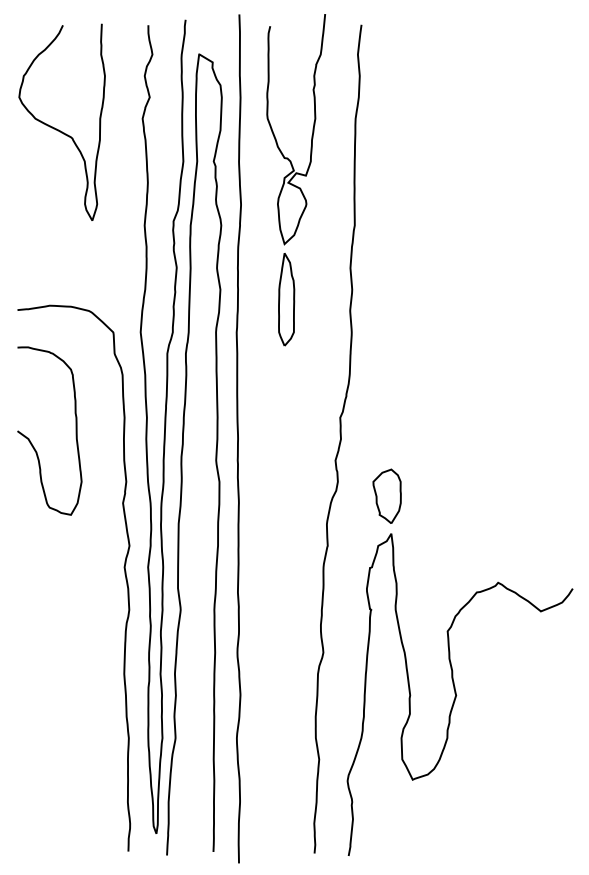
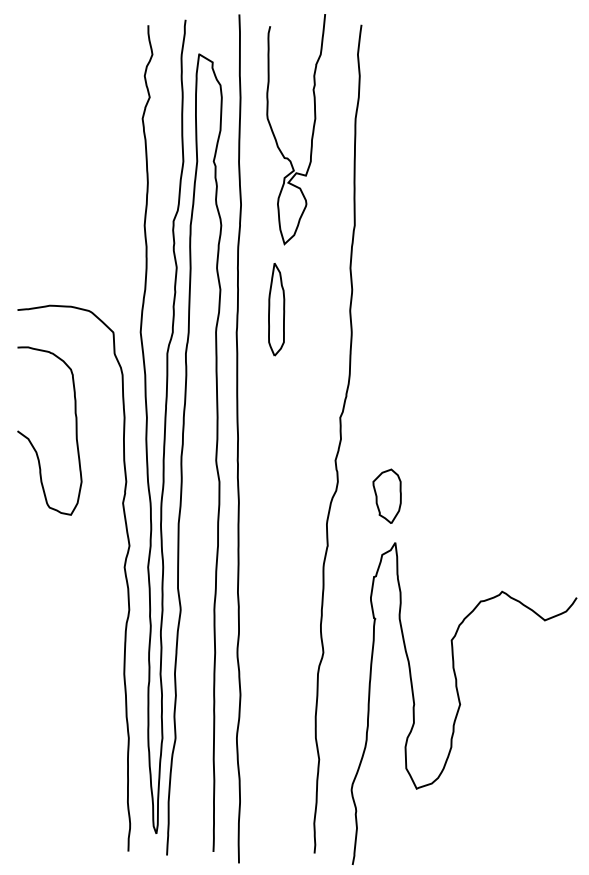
curve: present -> none (58, 129)
part position: (286, 299) -> (276, 309) (276, 309)
curve position: (457, 695) -> (461, 704) (461, 704)
